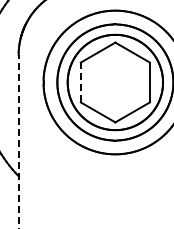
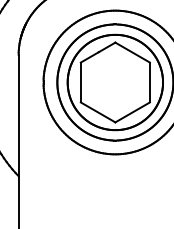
line: dashed -> solid (80, 82)
line: dashed -> solid (18, 141)
